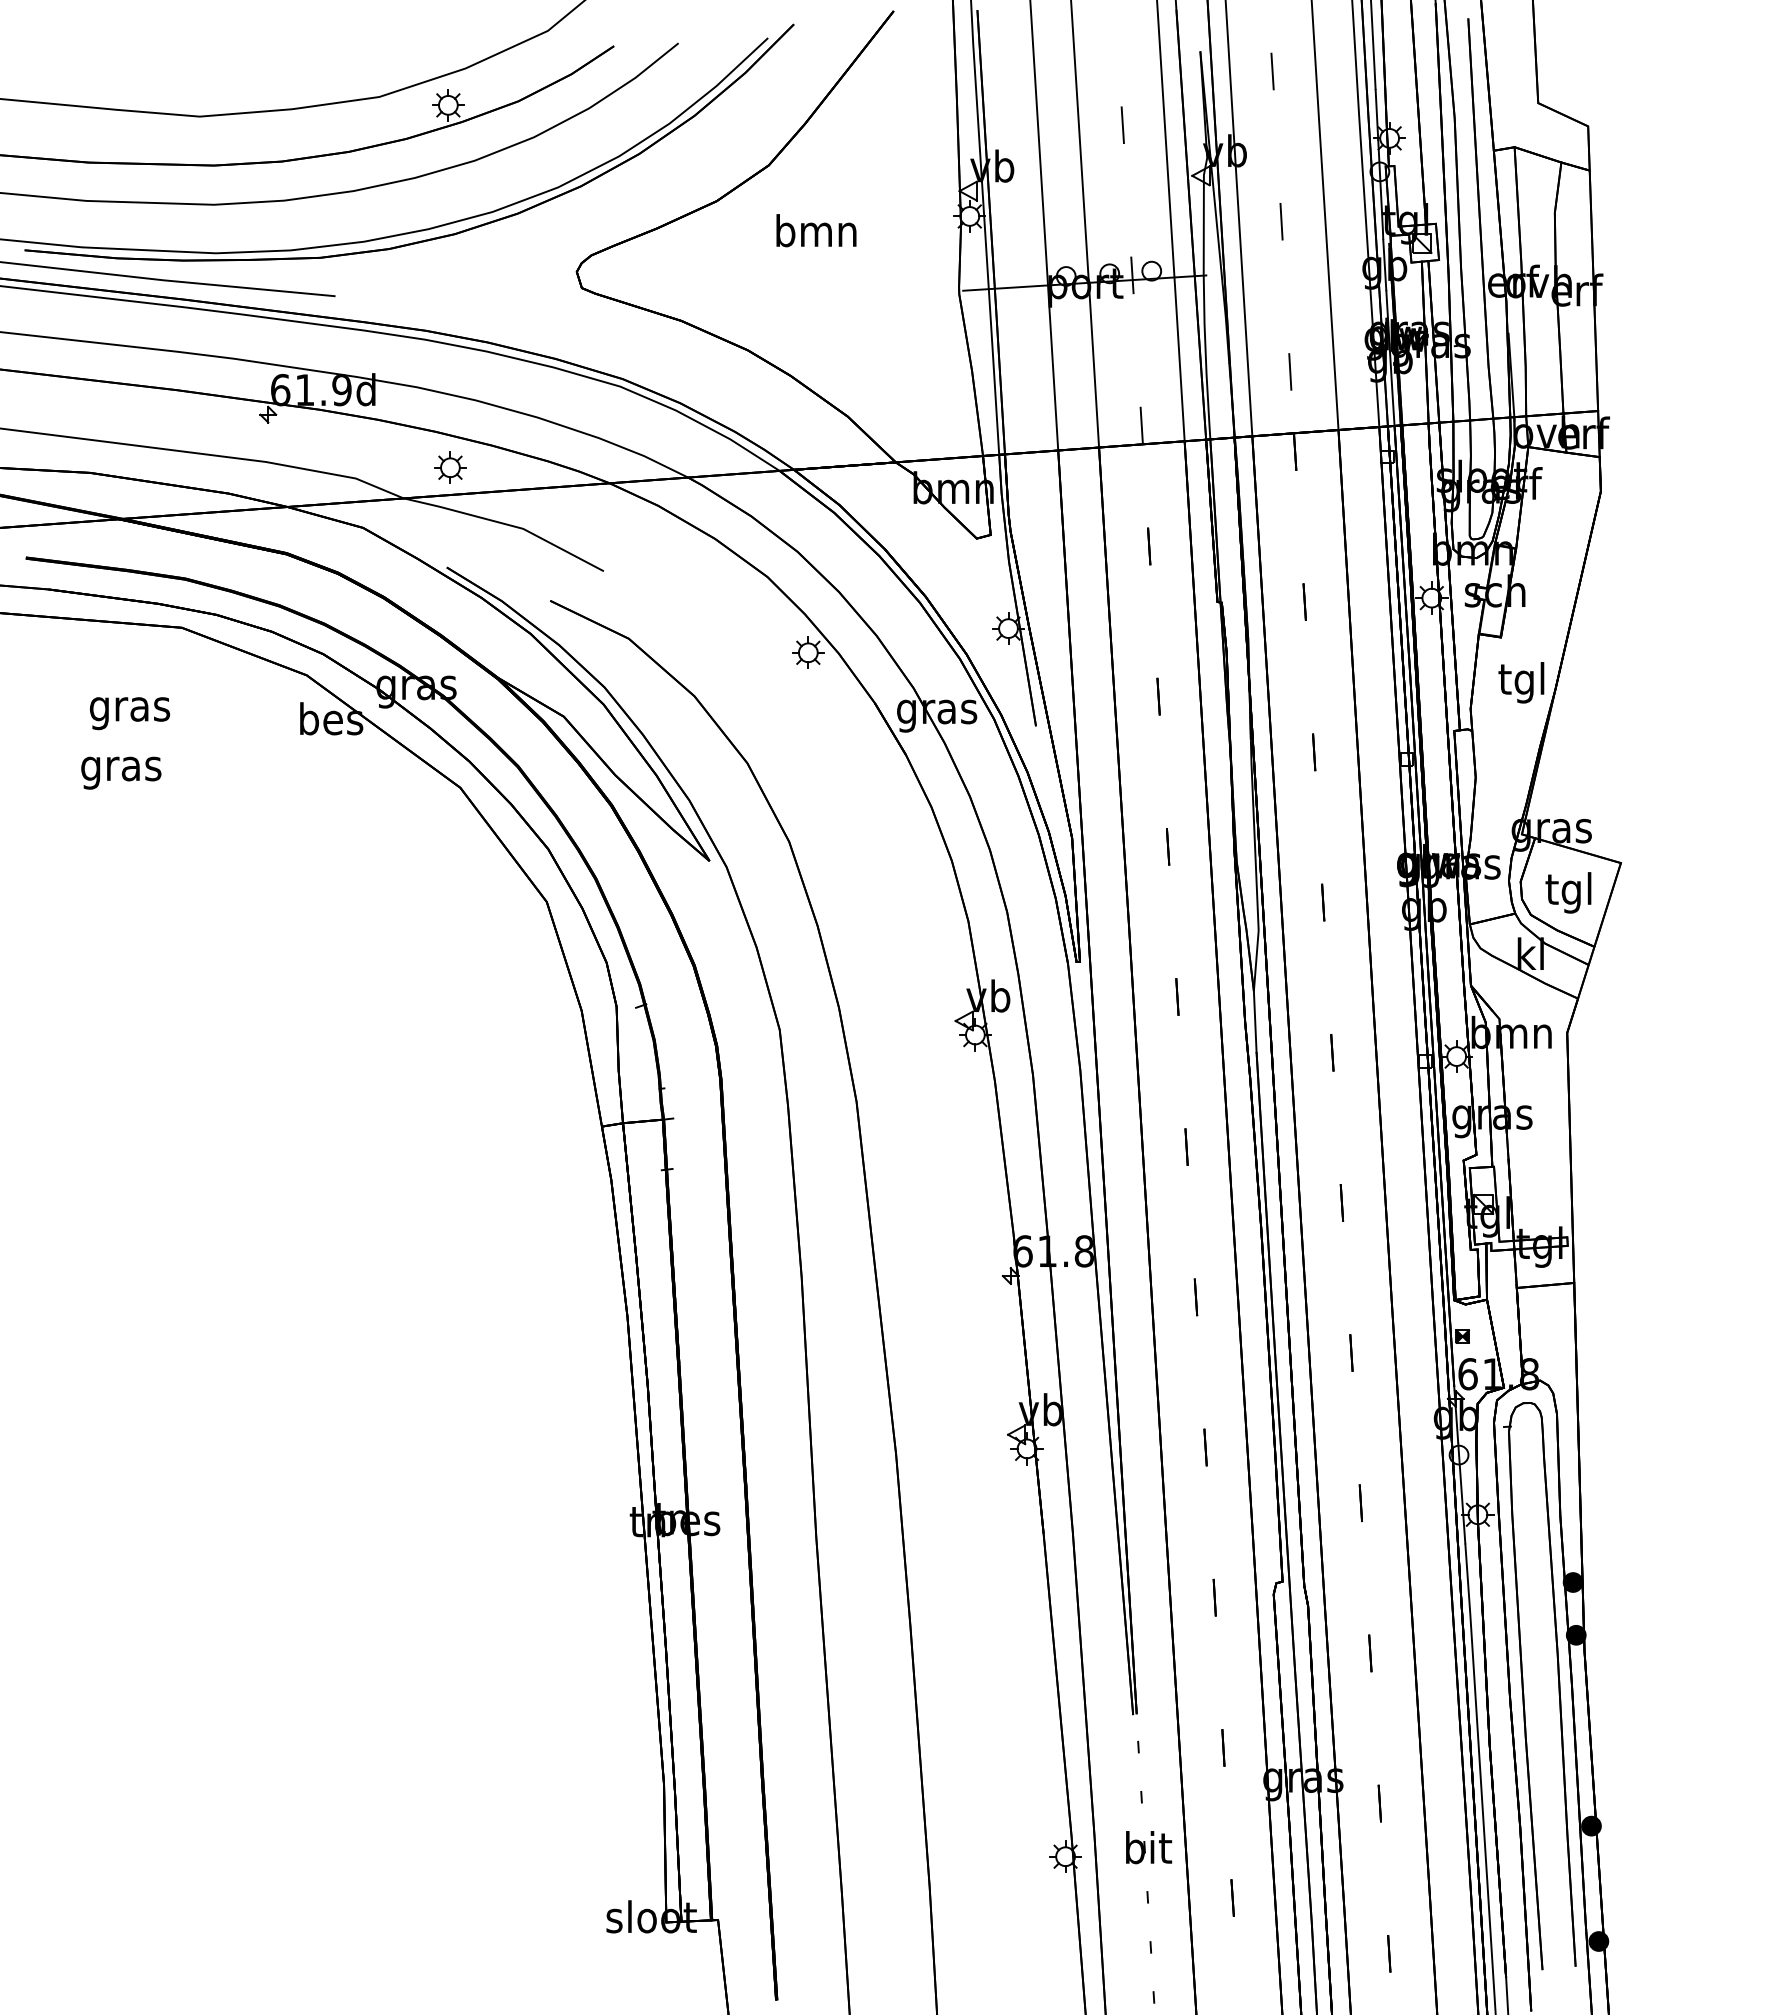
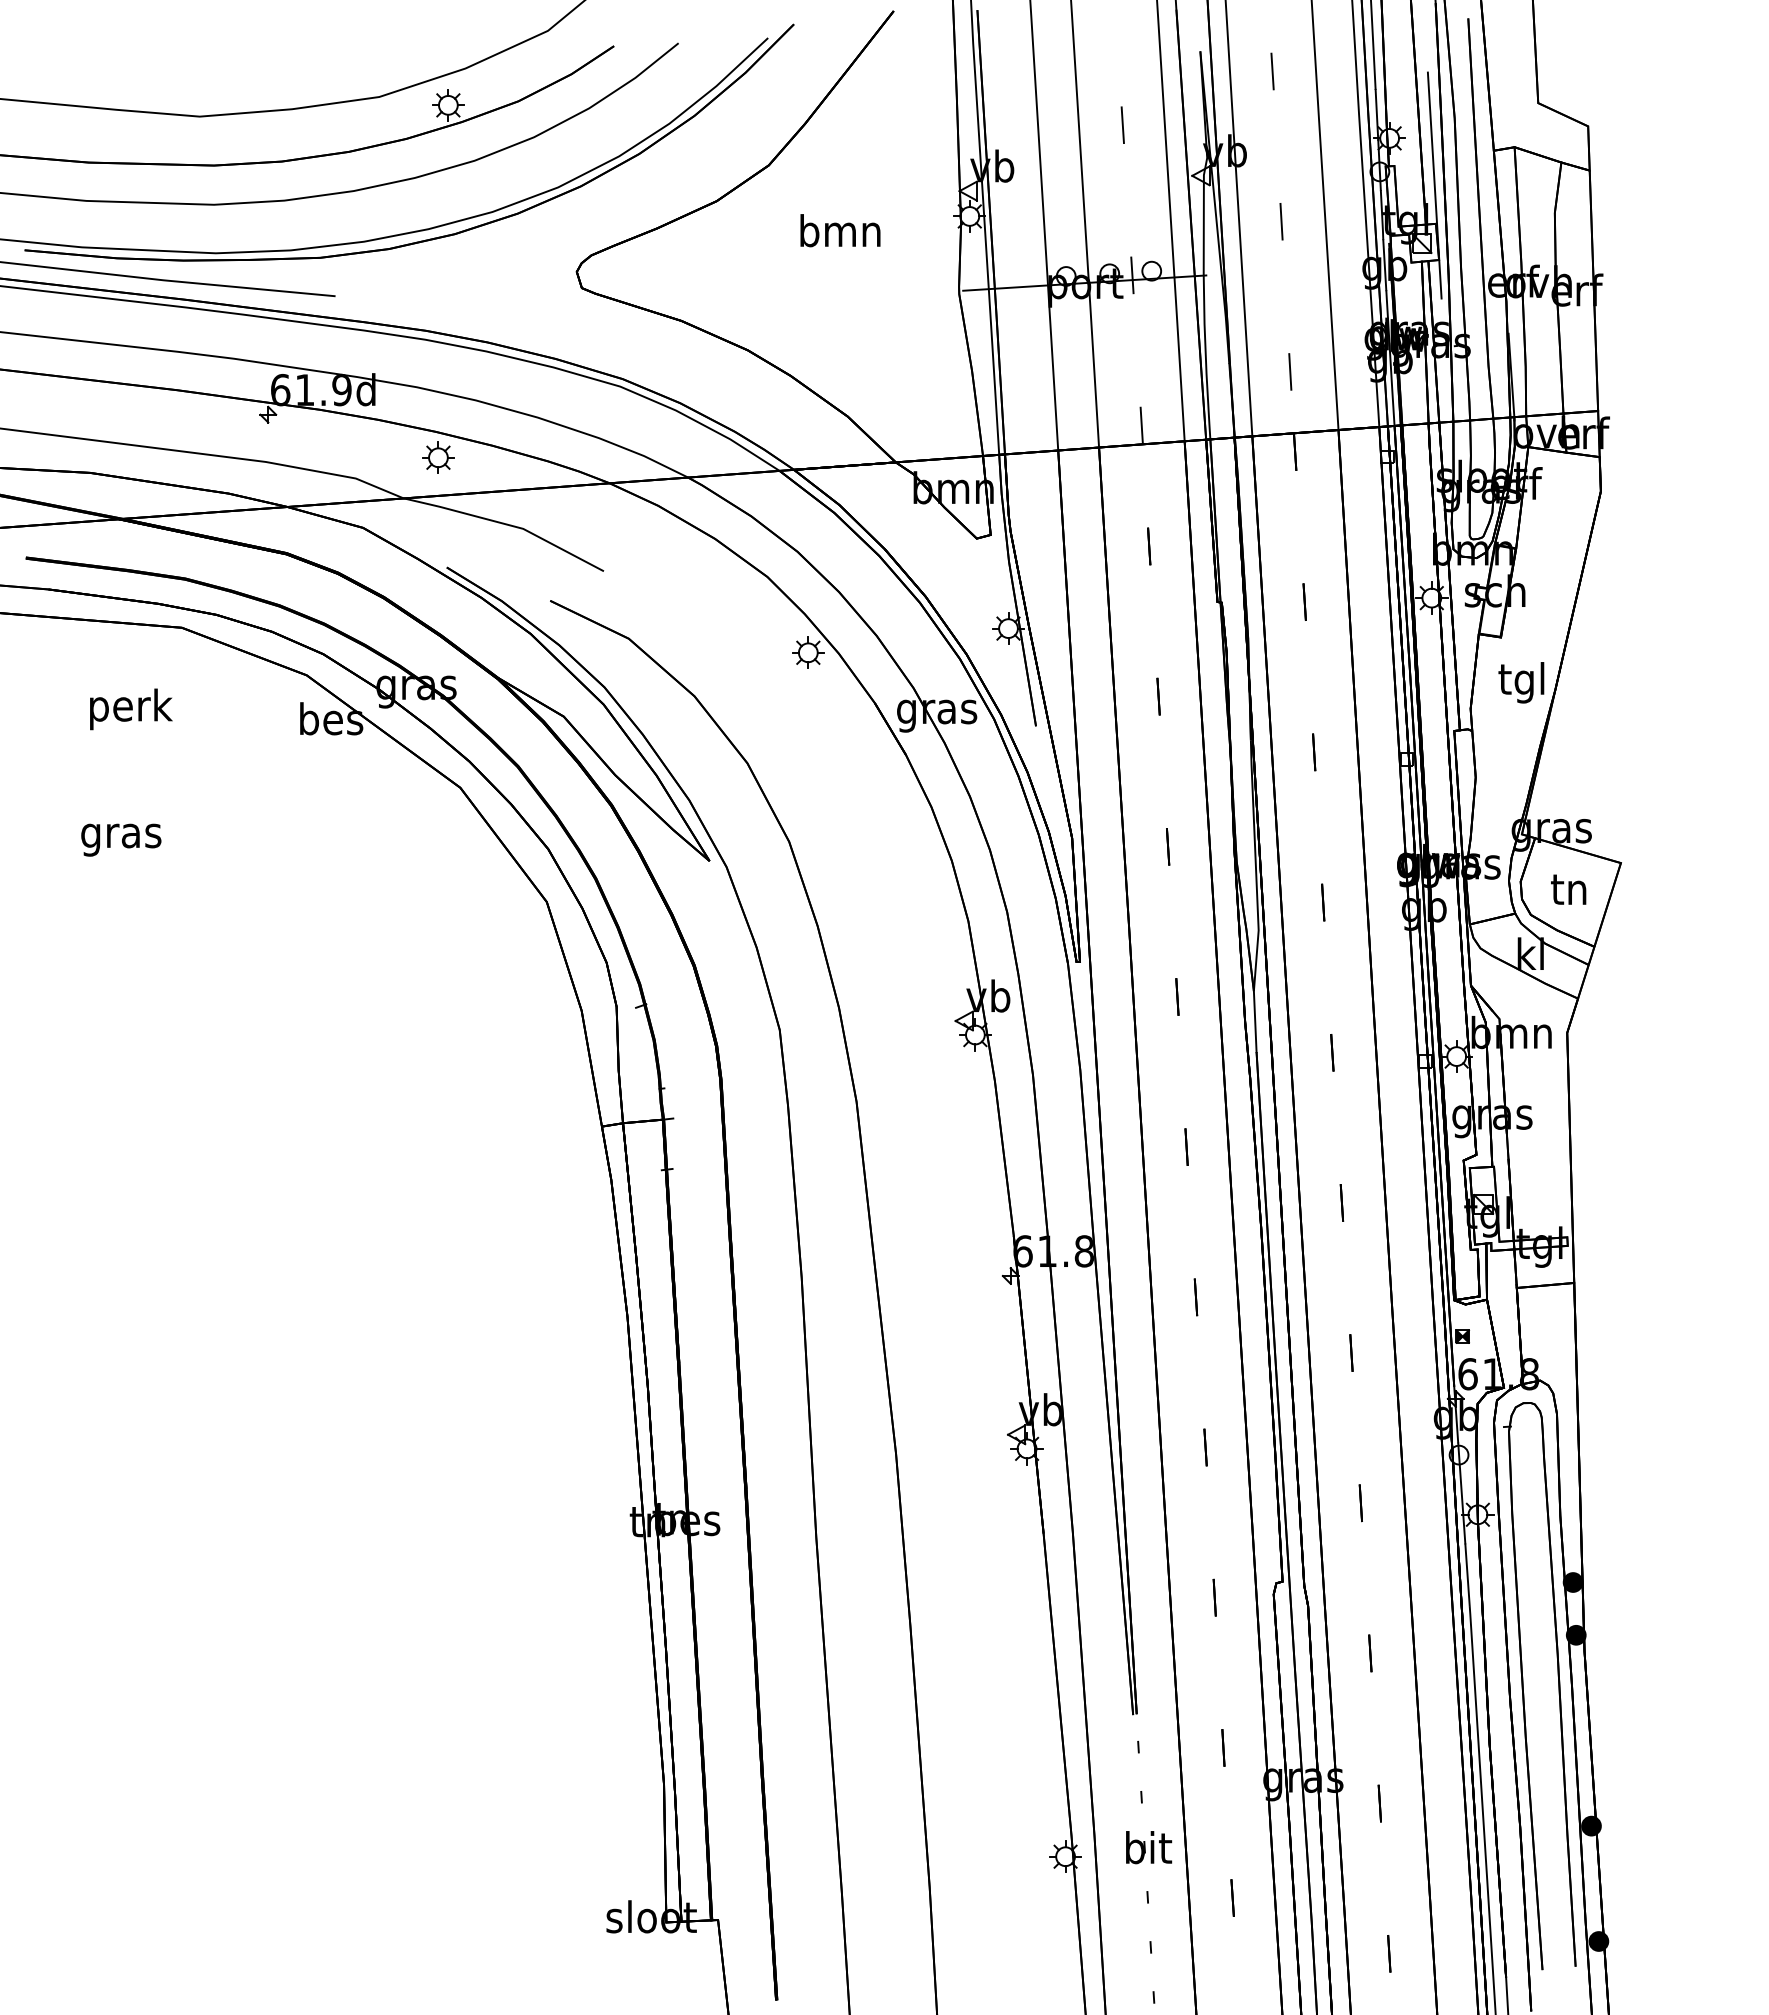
line: none -> present (1434, 185)
text position: (816, 230) -> (840, 230) (840, 230)
part position: (450, 467) -> (438, 457) (438, 457)
text: gras -> perk (130, 709)
text position: (121, 772) -> (121, 839) (121, 839)
text: tgl -> tn (1568, 892)
